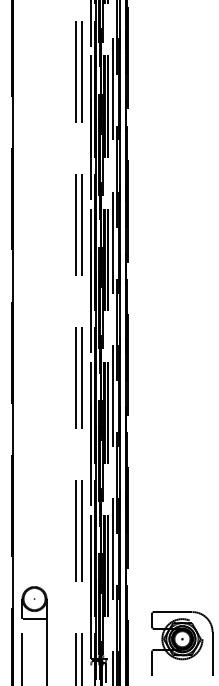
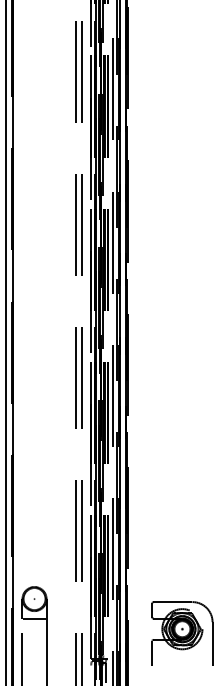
line: none -> present (6, 342)
part position: (182, 643) -> (182, 633) (182, 633)
